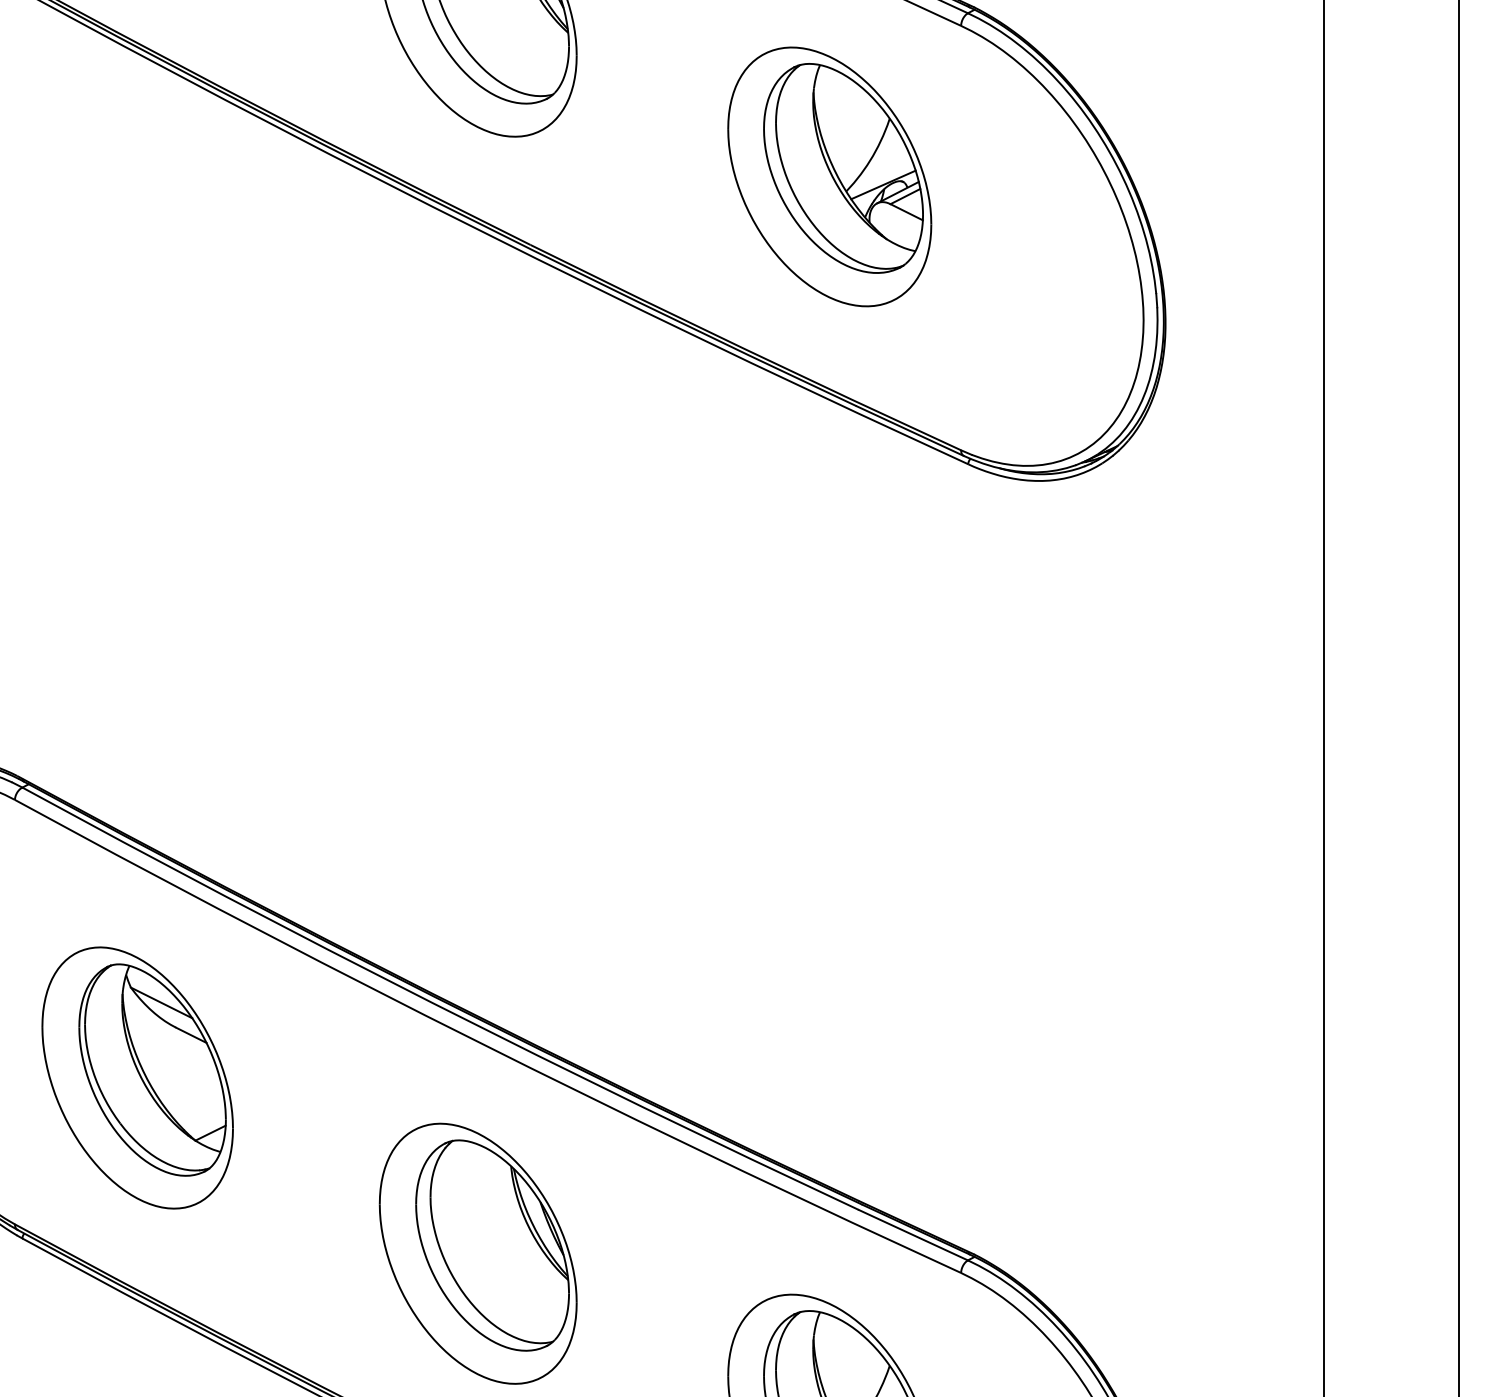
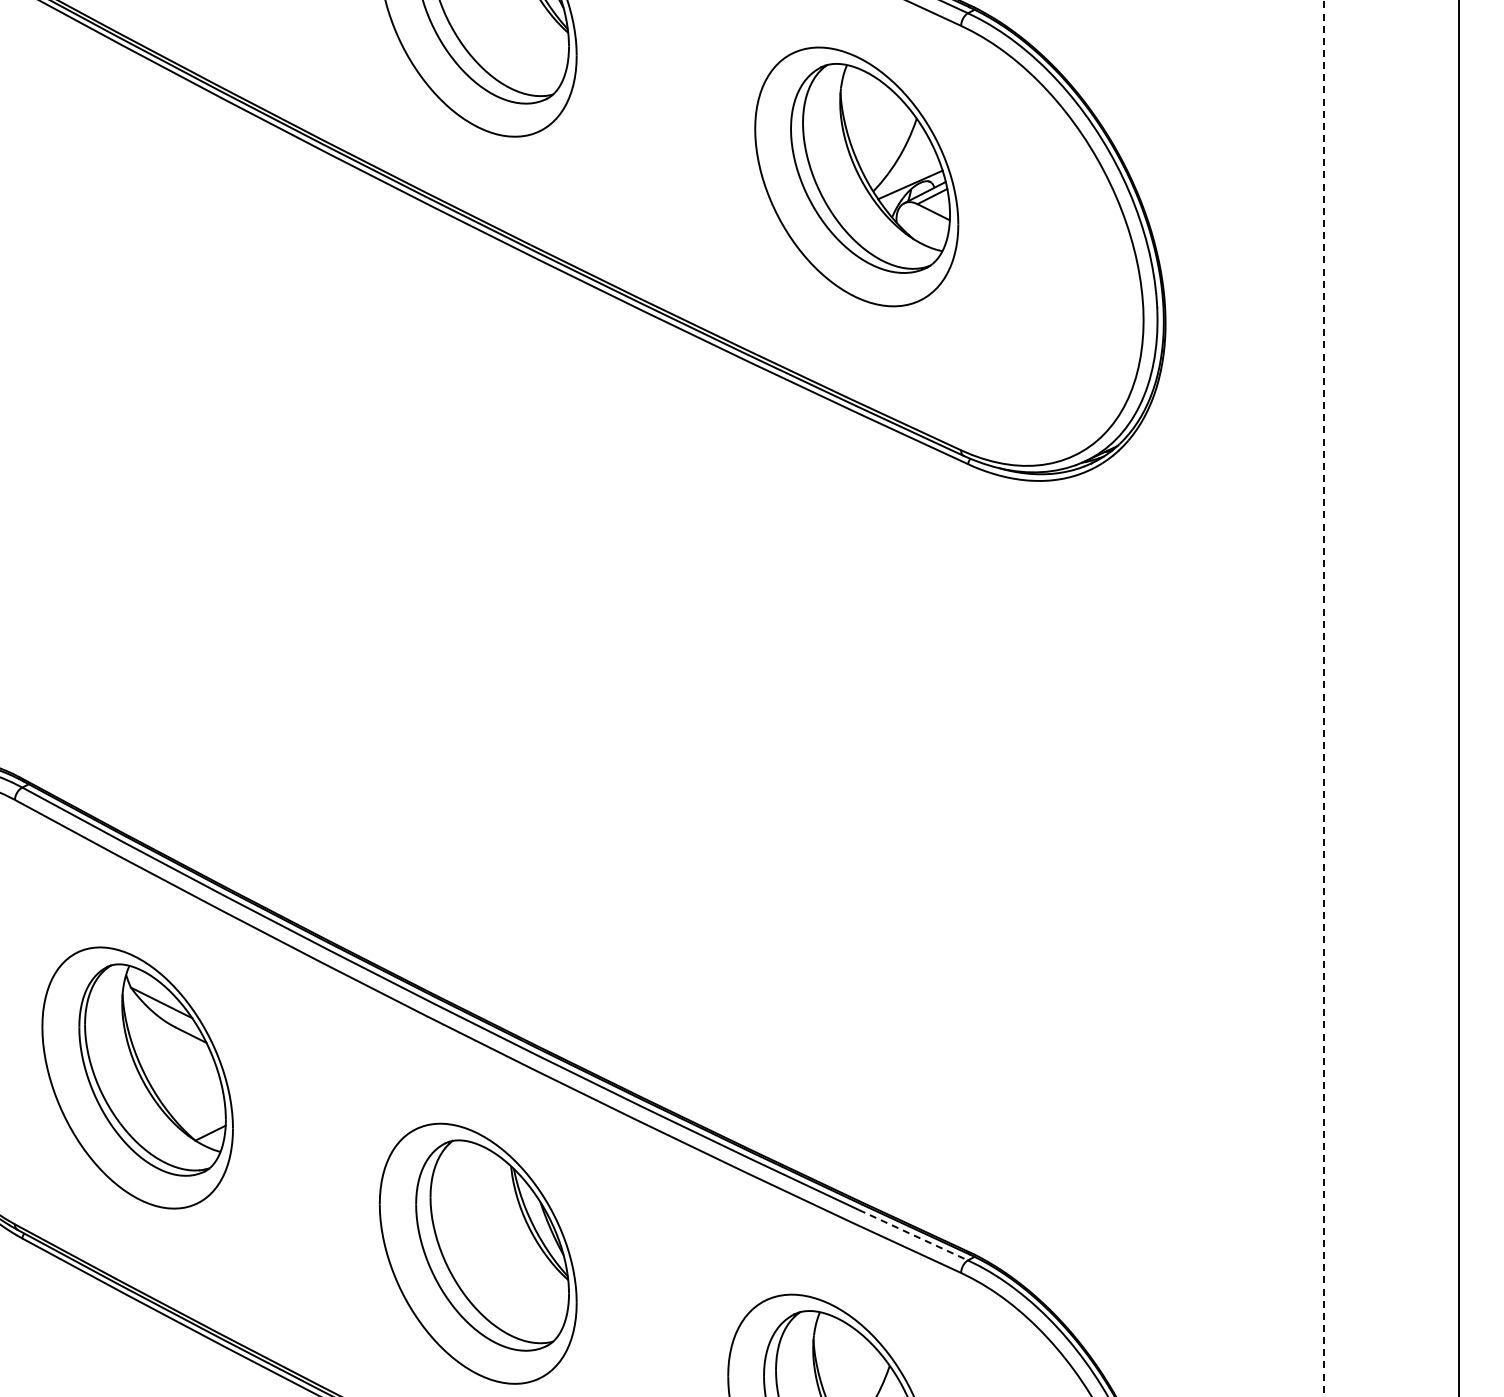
part position: (829, 176) -> (856, 176) (856, 176)
line: solid -> dashed (1323, 697)
line: solid -> dashed (913, 1235)
